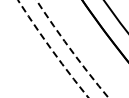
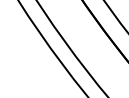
arc: dashed -> solid (51, 49)
arc: dashed -> solid (71, 50)
